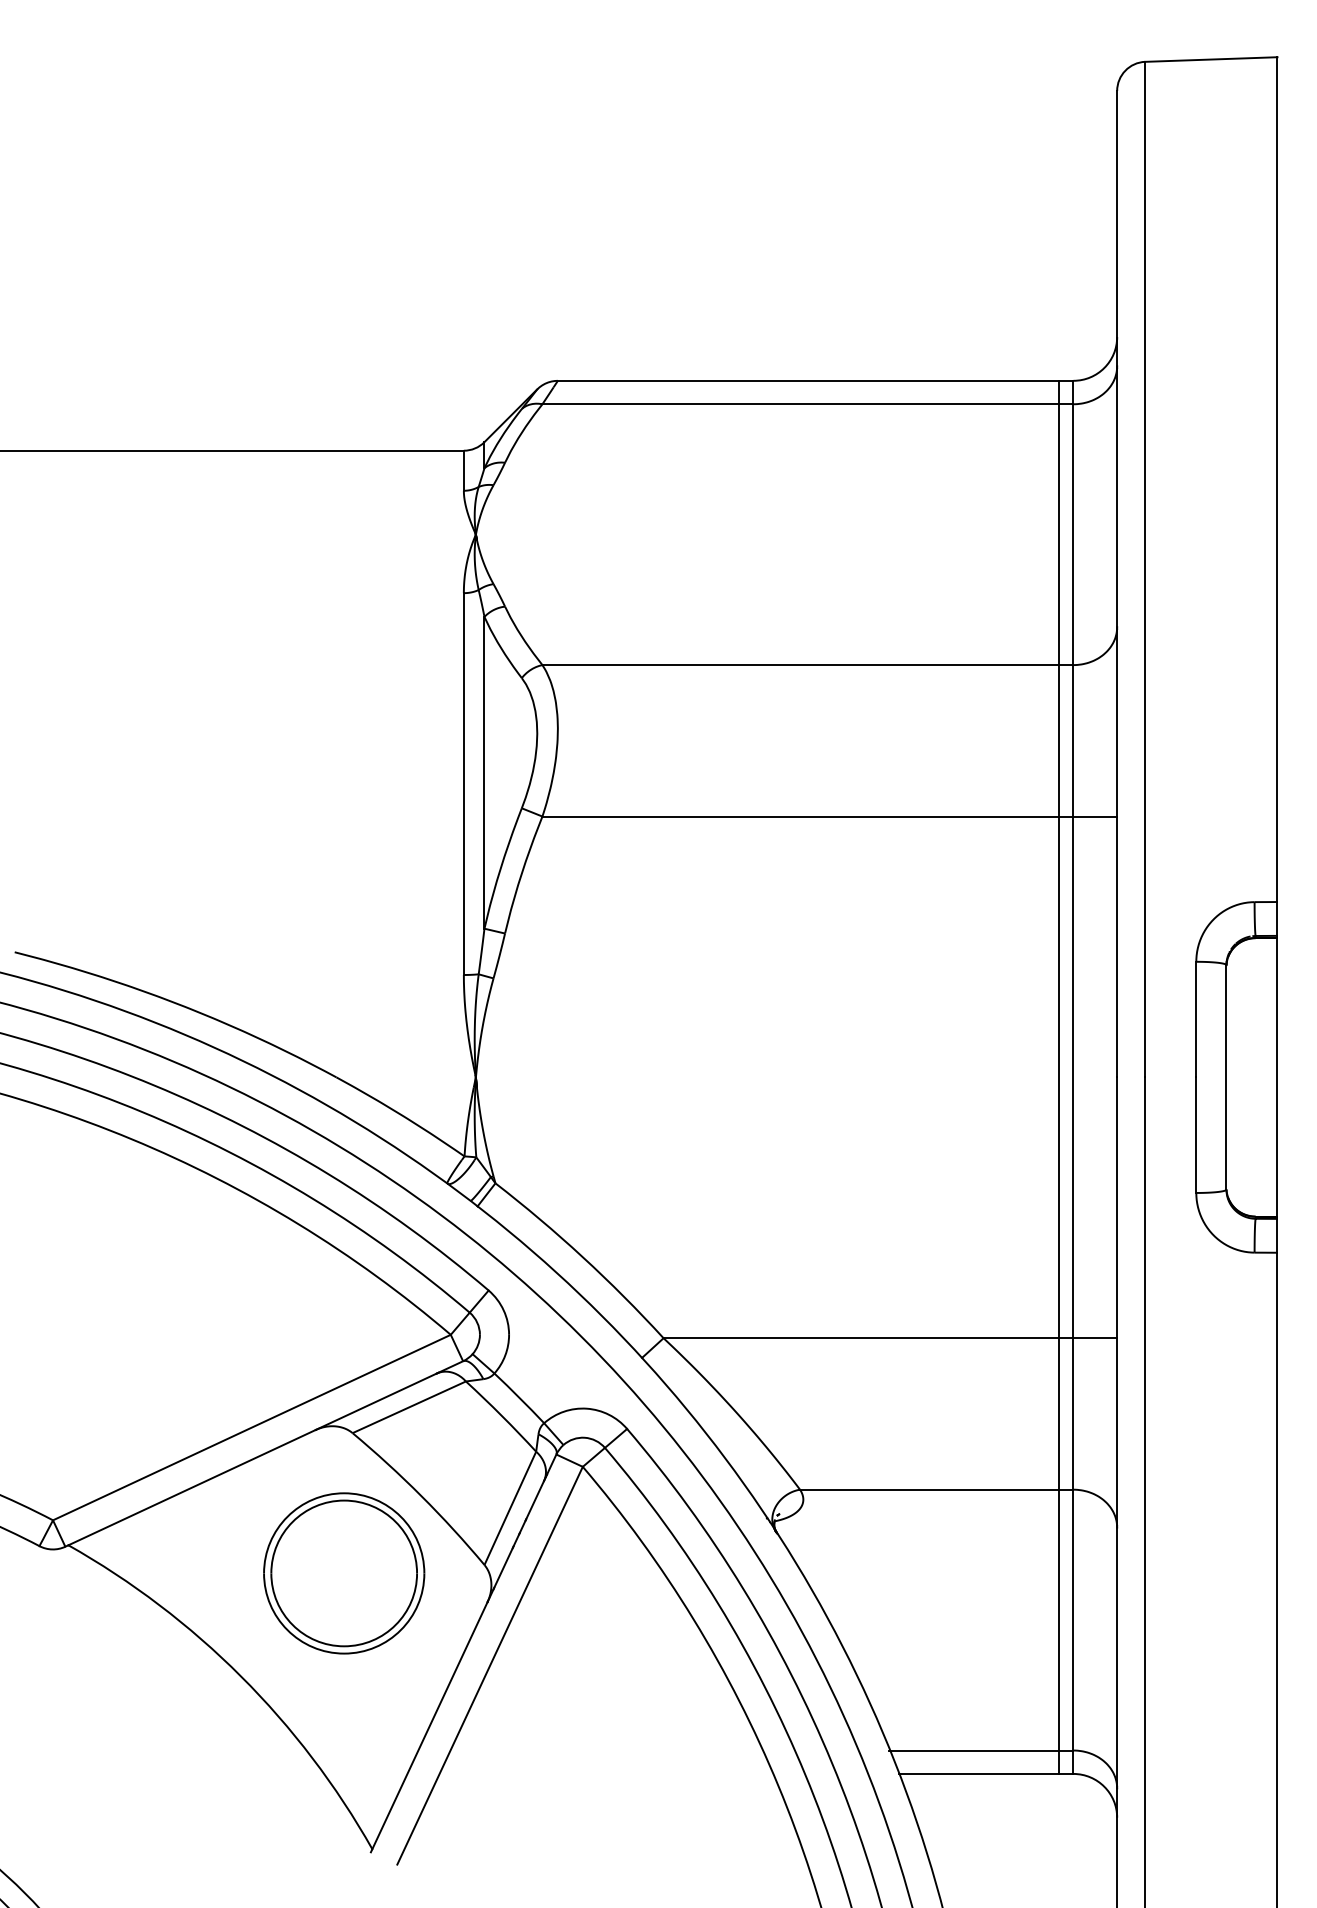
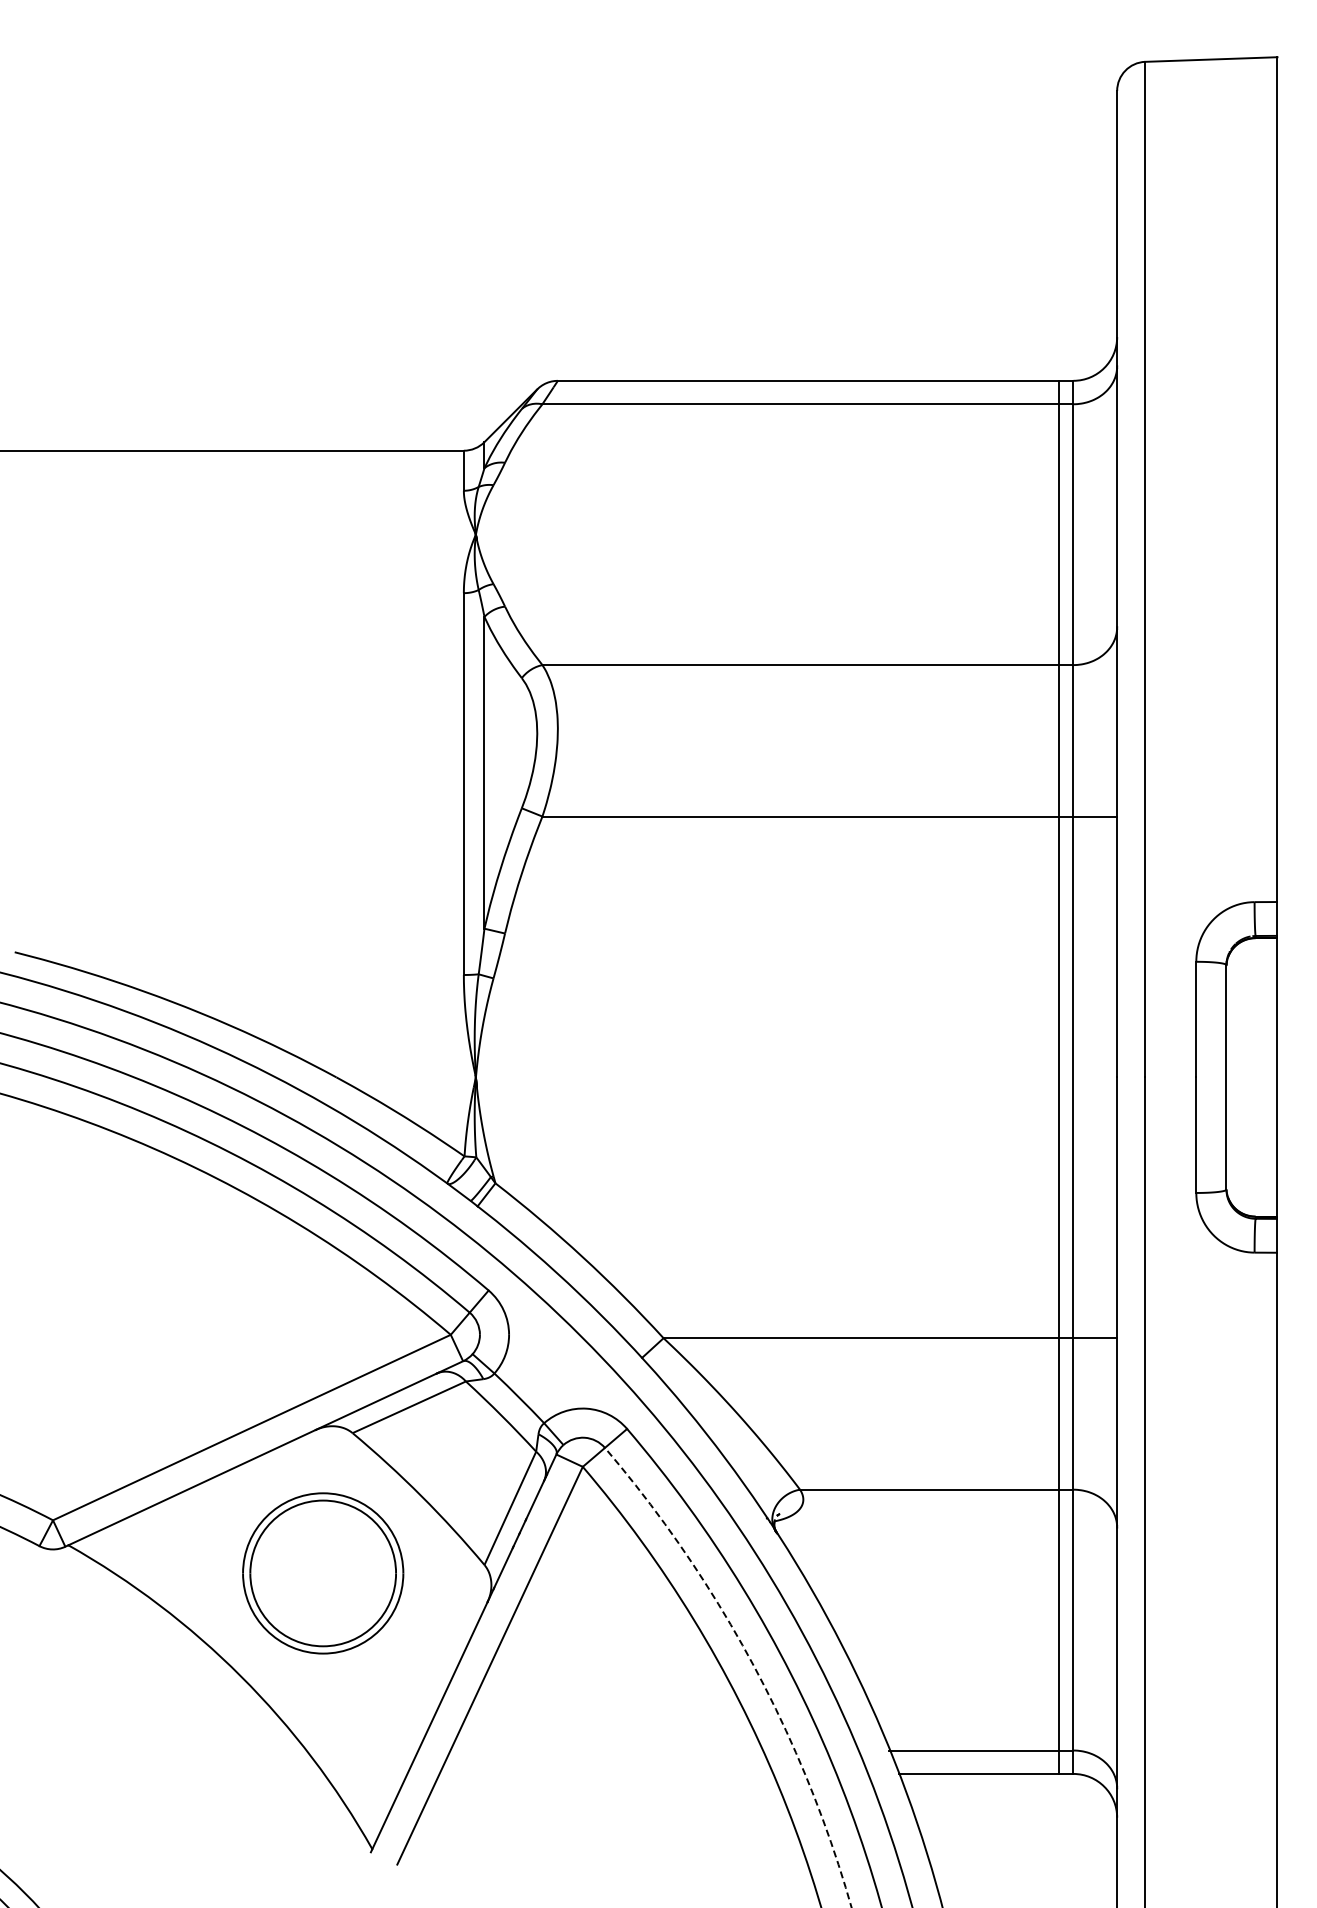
part position: (344, 1573) -> (323, 1573) (323, 1573)
arc: solid -> dashed (751, 1661)
